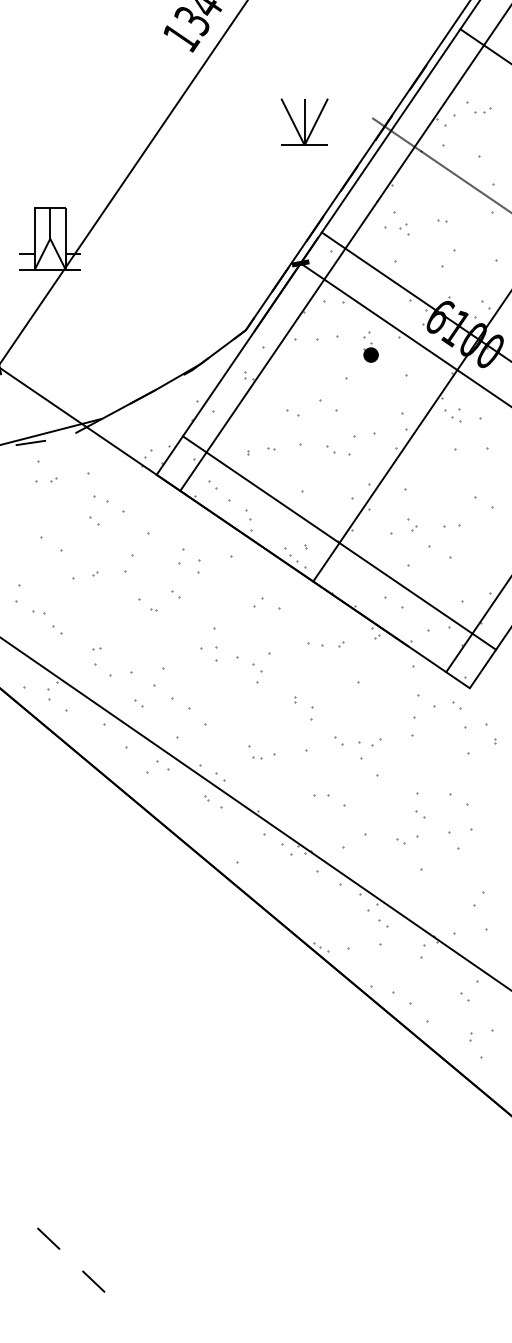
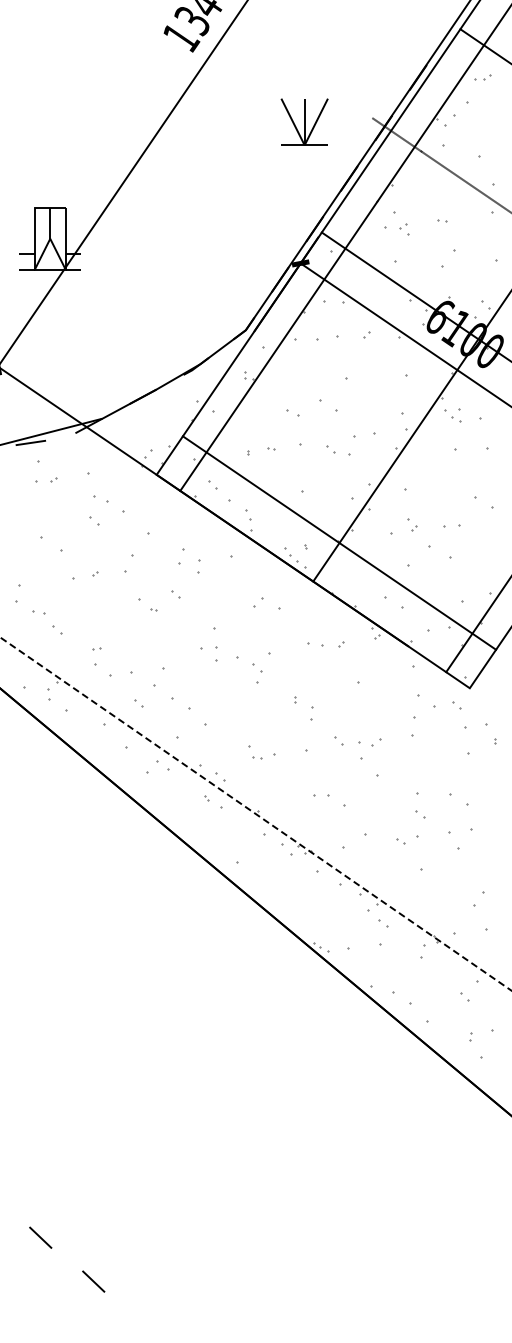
part position: (482, 110) -> (482, 77) (482, 77)
part: present -> none (370, 352)
line: solid -> dashed (255, 813)
line position: (48, 1238) -> (40, 1237) (40, 1237)
